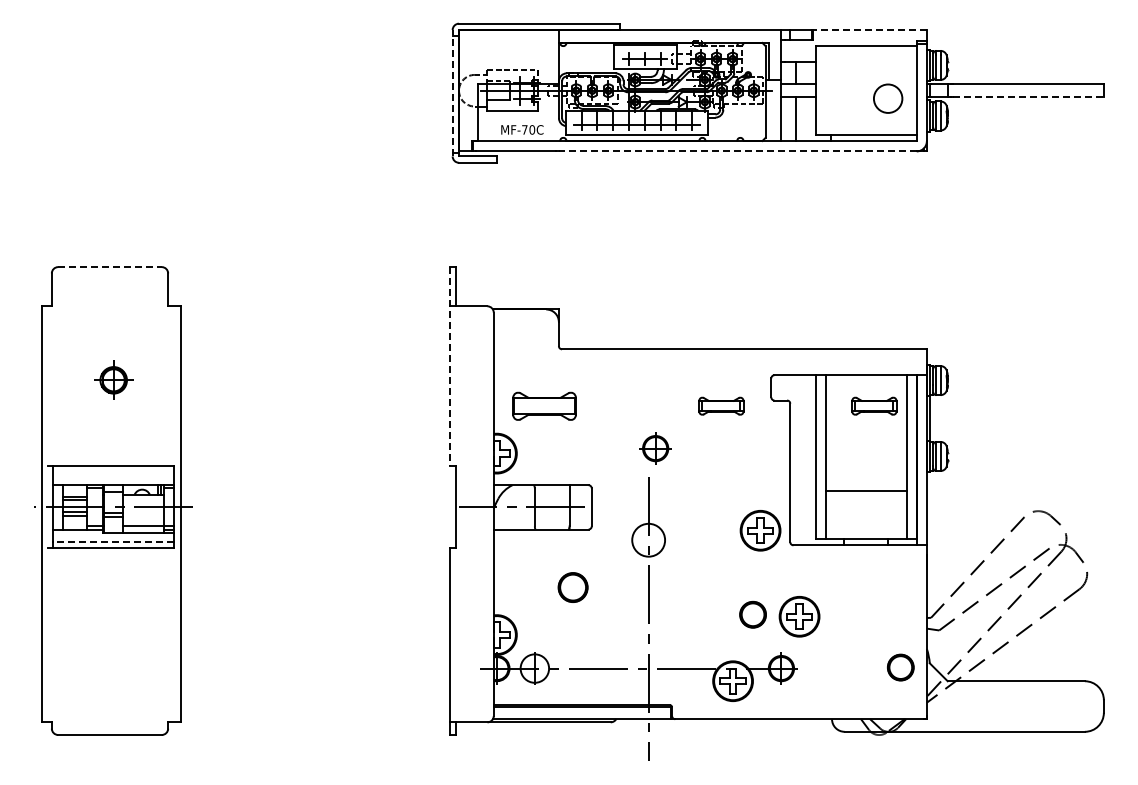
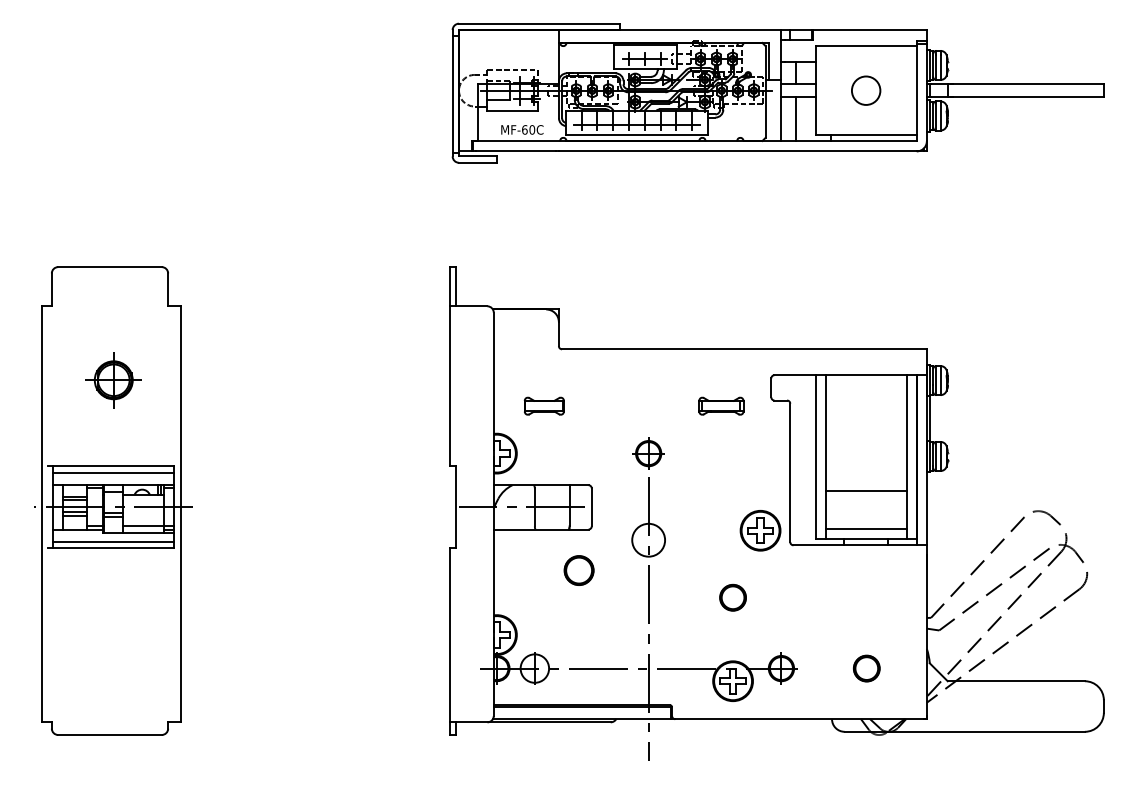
line: dashed -> solid (869, 30)
line: dashed -> solid (452, 92)
line: dashed -> solid (1029, 97)
circle position: (888, 98) -> (866, 90) (866, 90)
text: MF-70C -> MF-60C (524, 129)
line: dashed -> solid (737, 151)
line: dashed -> solid (110, 267)
line: dashed -> solid (449, 366)
part size: 40x40 px -> 57x57 px (113, 380)
part size: 65x30 px -> 42x20 px (543, 405)
part: present -> none (874, 405)
part position: (655, 448) -> (648, 453) (648, 453)
line: none -> present (113, 472)
line: none -> present (865, 528)
line: dashed -> solid (113, 542)
part position: (572, 587) -> (578, 570) (578, 570)
part position: (752, 614) -> (732, 597) (732, 597)
part: present -> none (799, 616)
part position: (900, 667) -> (866, 668) (866, 668)
